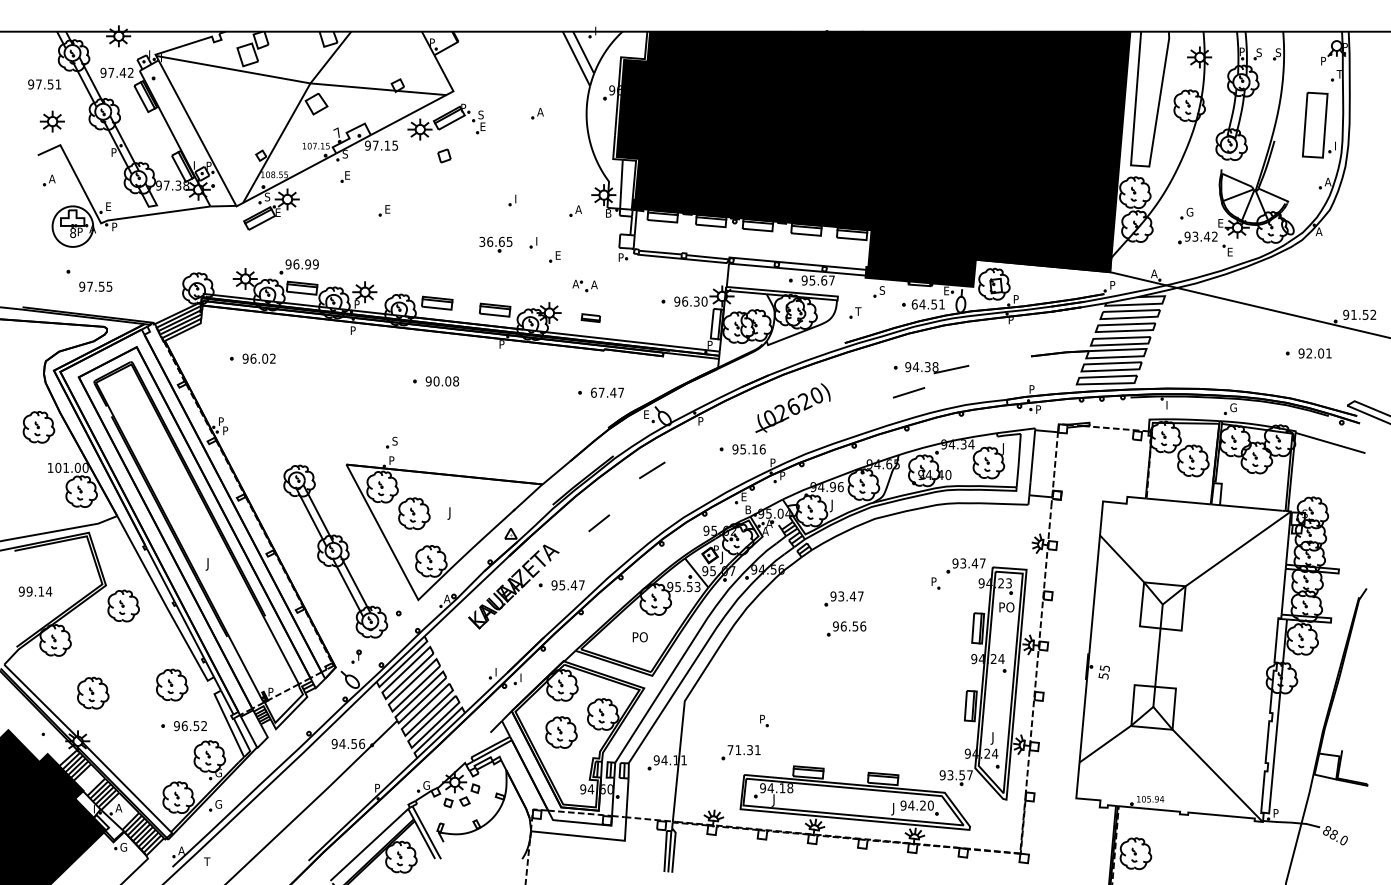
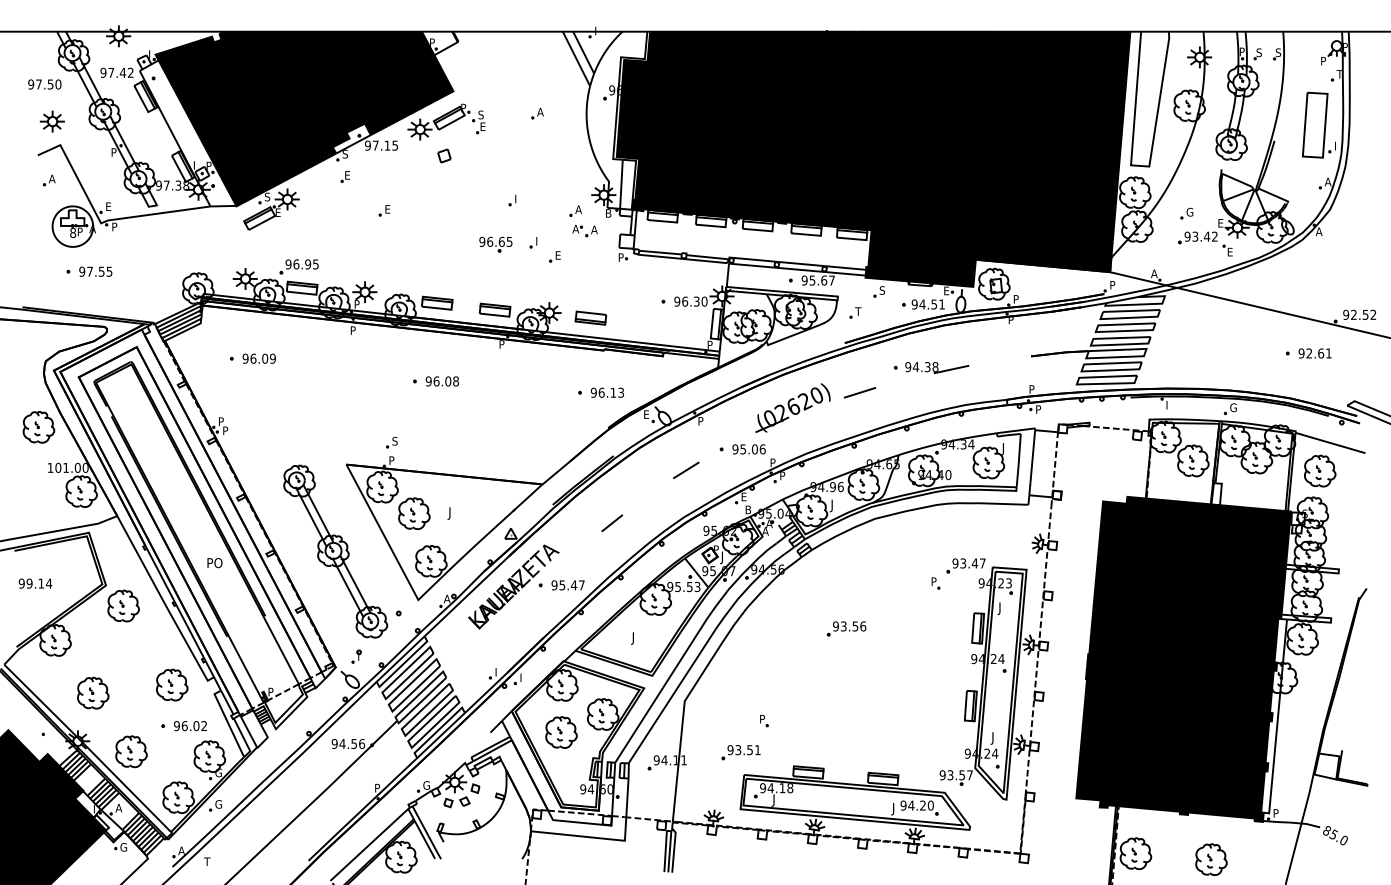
text: 97.51 -> 97.50 (58, 84)
fill: none -> present (304, 118)
text: 36.65 -> 96.65 (482, 241)
text: 96.99 -> 96.95 (315, 264)
part position: (584, 285) -> (584, 230) (584, 230)
text position: (95, 286) -> (95, 271) (95, 271)
text: 64.51 -> 94.51 (914, 304)
text: 91.52 -> 92.52 (1353, 314)
part size: 21x10 px -> 34x16 px (590, 317)
text: 92.01 -> 92.61 (1321, 353)
text: 96.02 -> 96.09 (272, 358)
text: 90.08 -> 96.08 (436, 380)
text: 67.47 -> 96.13 (606, 392)
line position: (908, 392) -> (859, 392) (859, 392)
text: 95.16 -> 95.06 (754, 449)
line position: (652, 470) -> (686, 470) (686, 470)
part: none -> present (1320, 470)
line position: (599, 523) -> (612, 523) (612, 523)
text: J -> PO (213, 564)
text position: (35, 591) -> (35, 583) (35, 583)
part: present -> none (843, 598)
text: PO -> J (1005, 608)
text: 96.56 -> 93.56 (843, 626)
text: PO -> J (639, 638)
fill: none -> present (1183, 658)
text: 96.52 -> 96.02 (196, 726)
text: 71.31 -> 93.51 (739, 750)
part: none -> present (131, 751)
text: 88.0 -> 85.0 (1333, 834)
part: none -> present (1211, 859)
